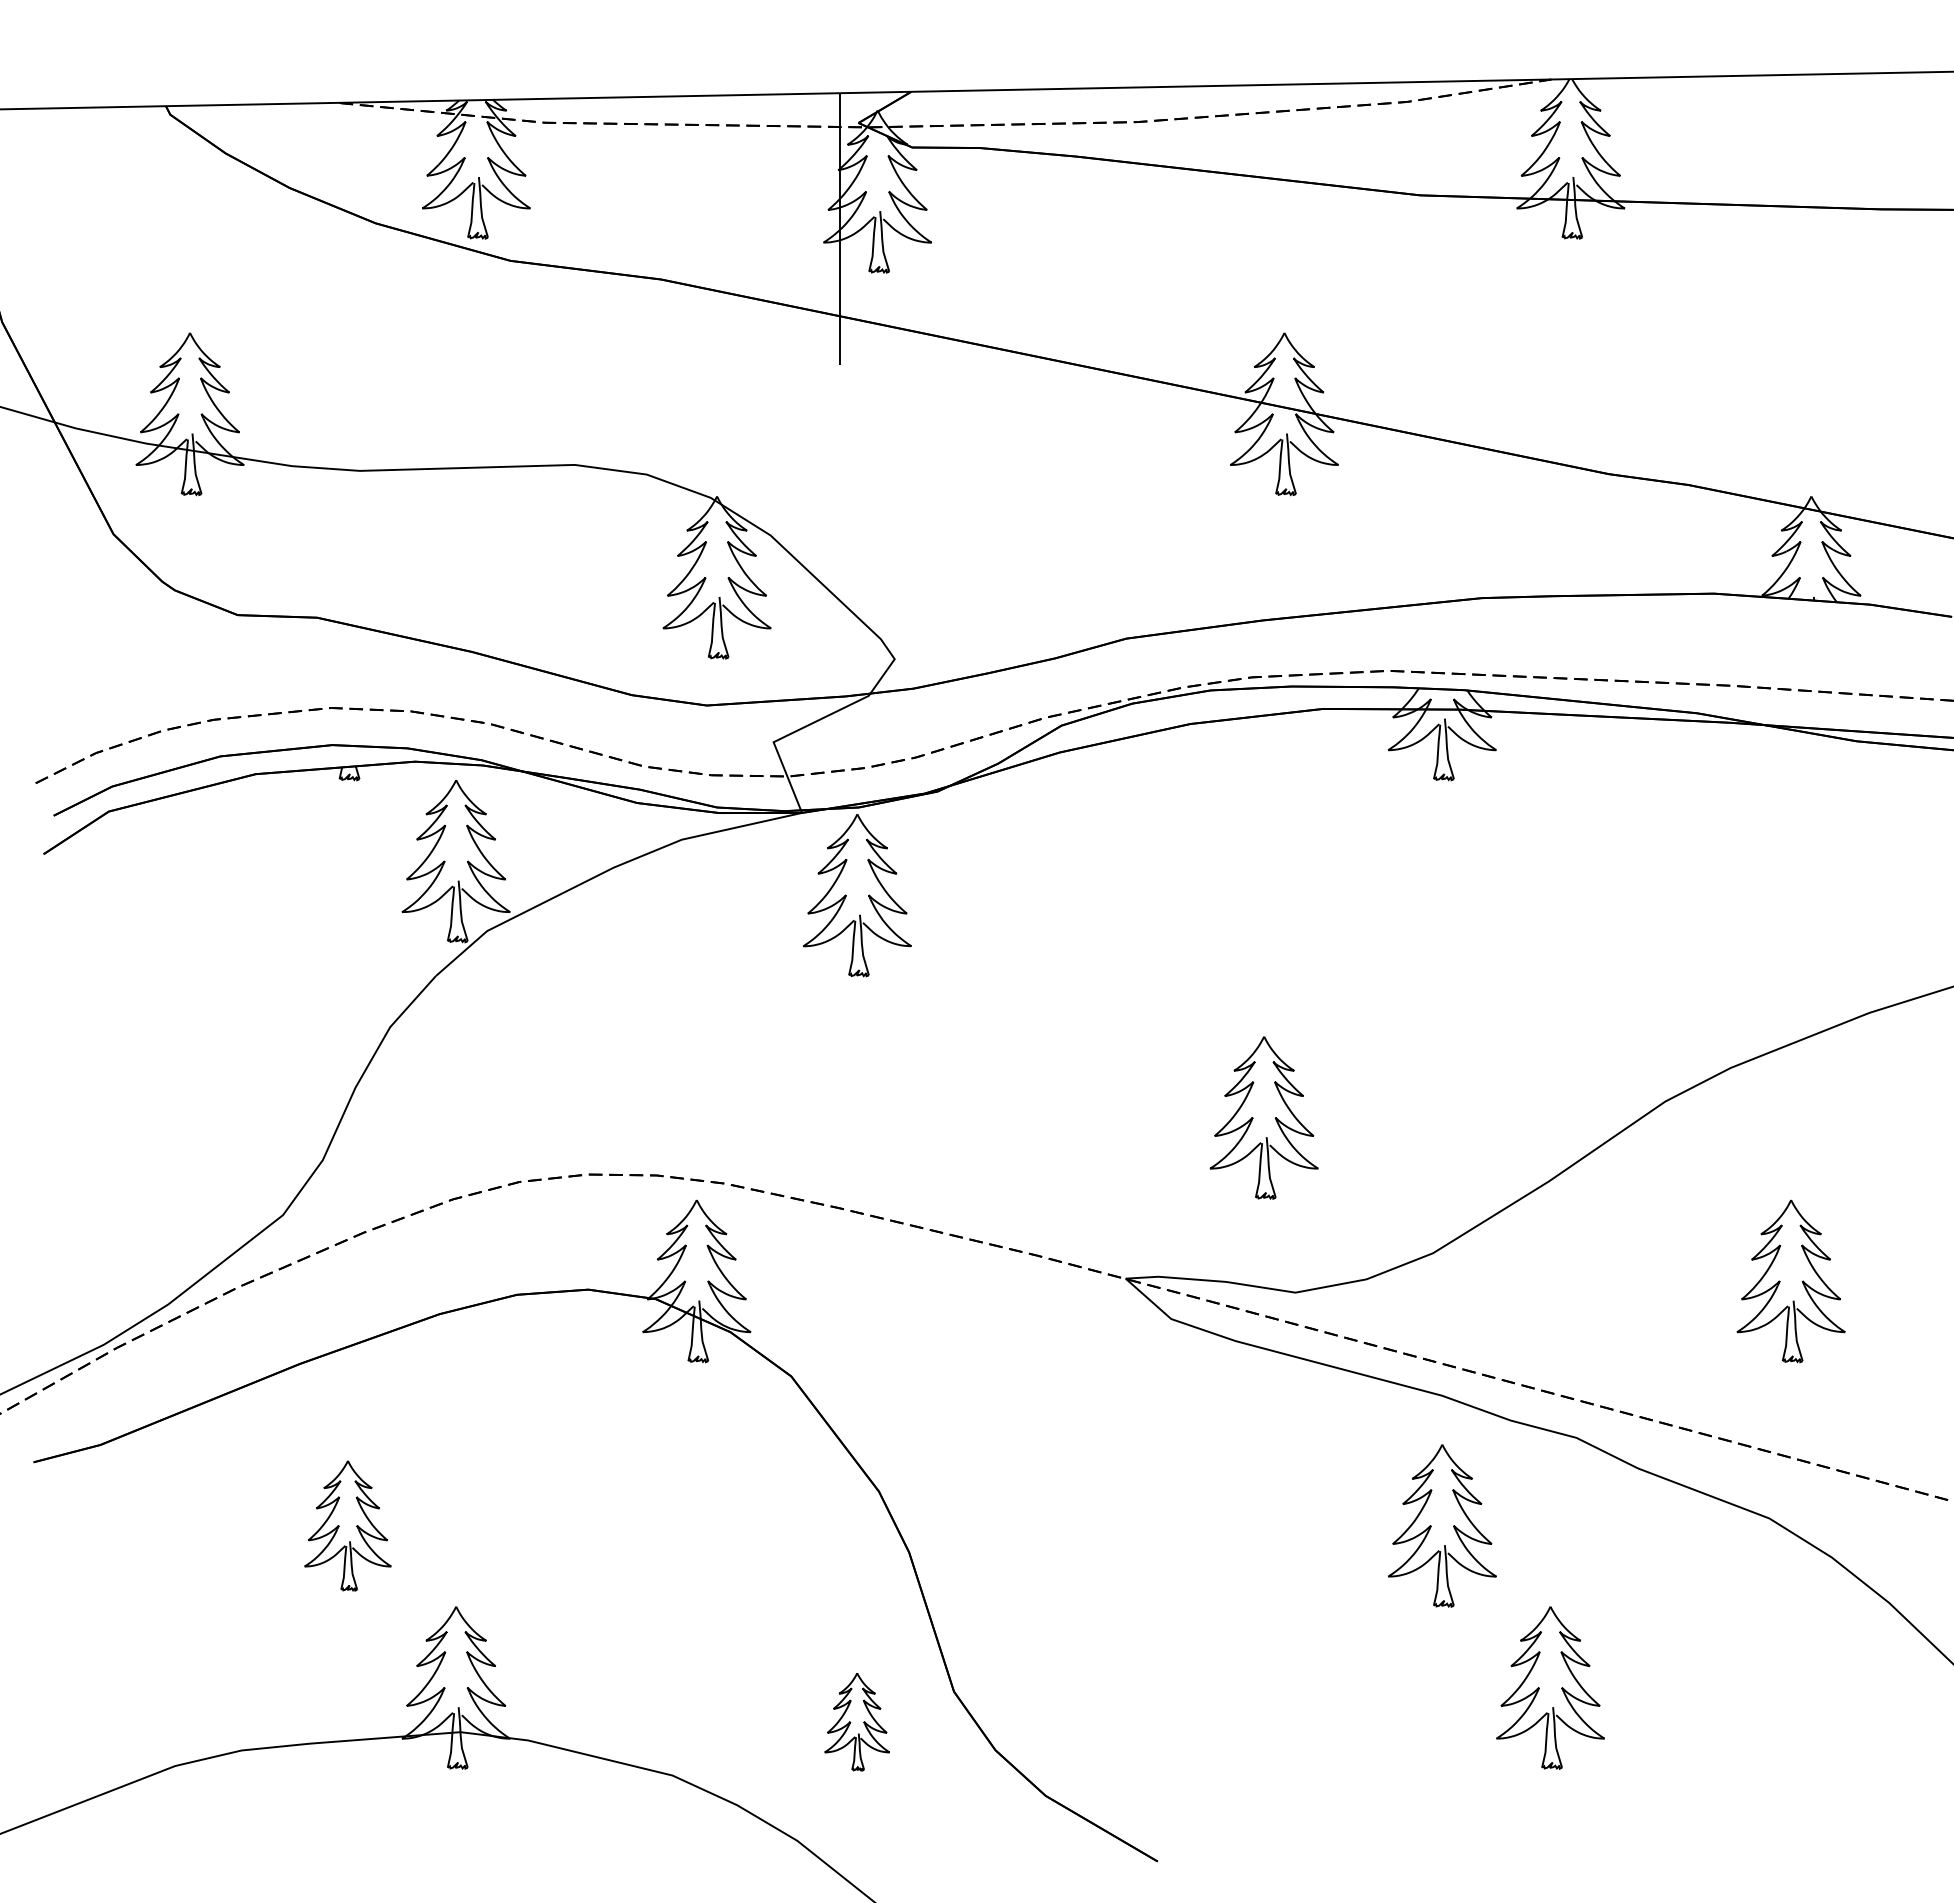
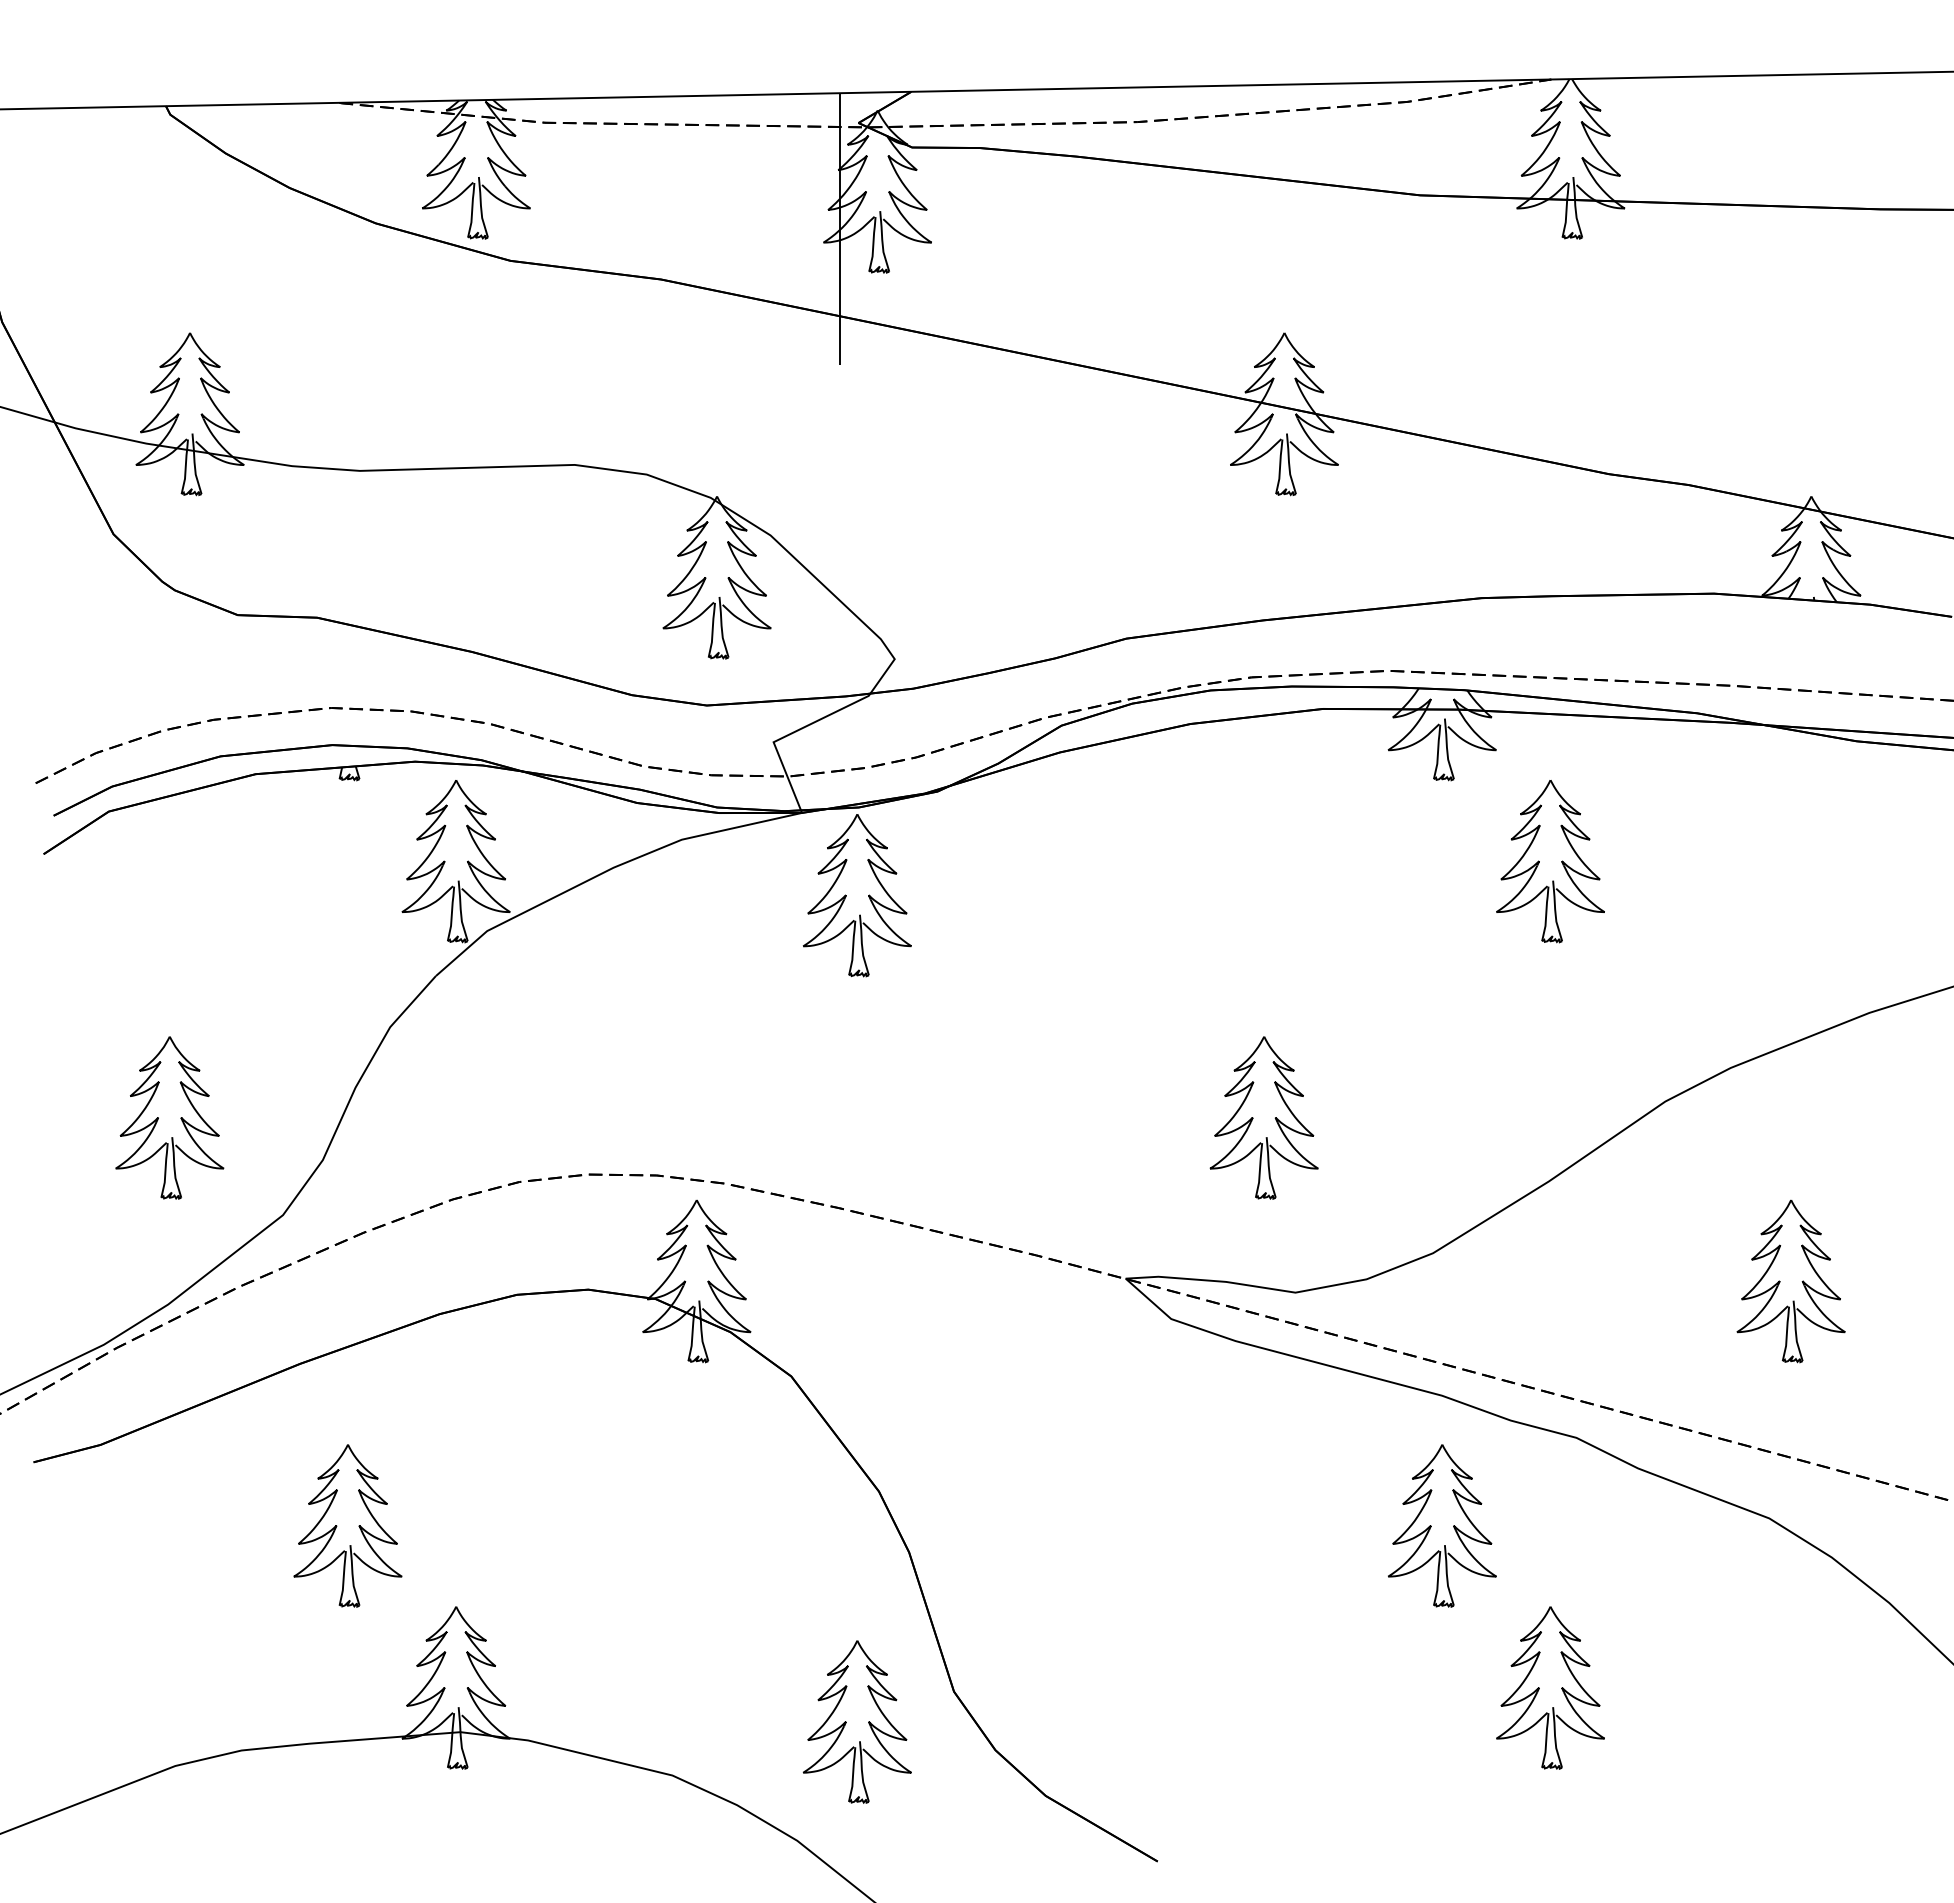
part: none -> present (1550, 861)
part: none -> present (169, 1117)
part size: 88x132 px -> 110x164 px (347, 1525)
part size: 66x99 px -> 110x164 px (856, 1721)
